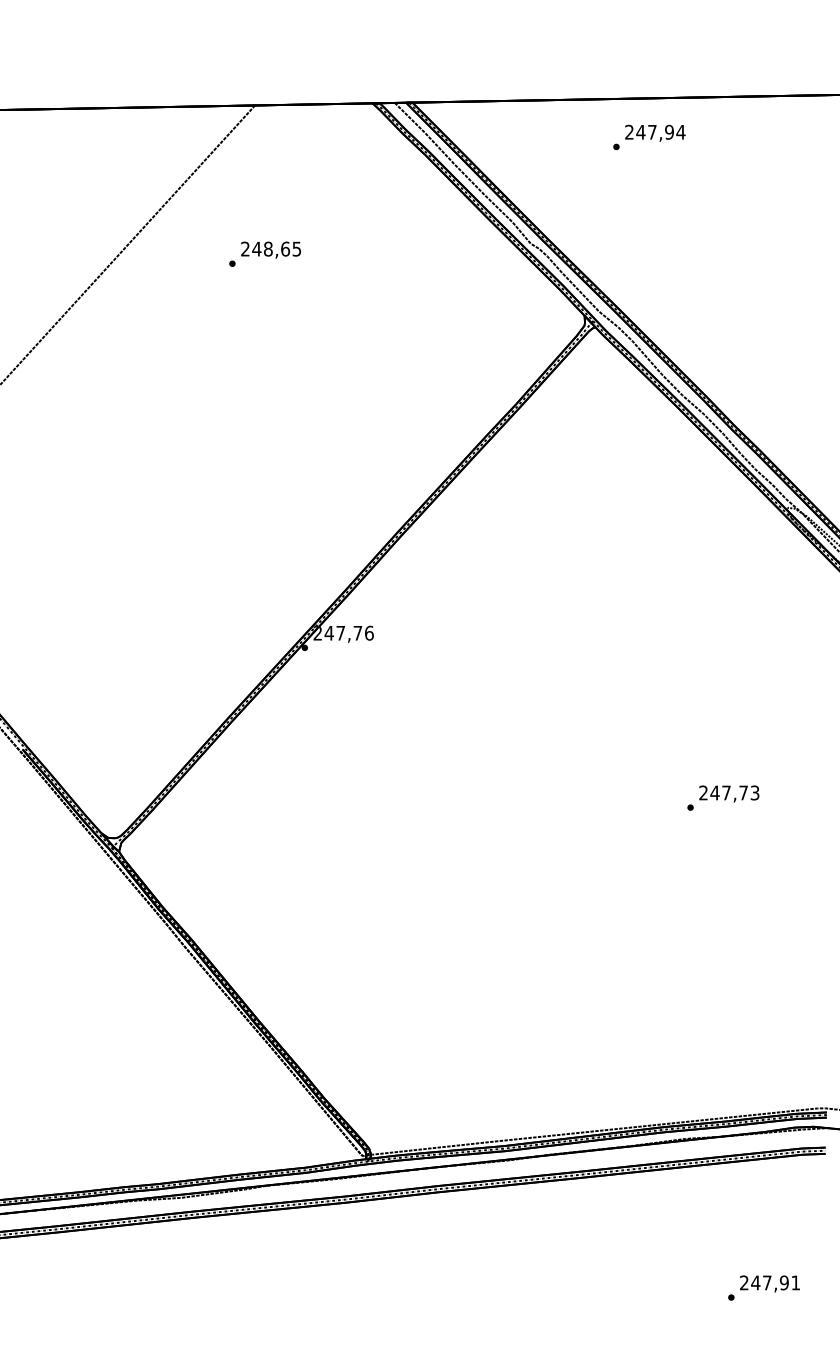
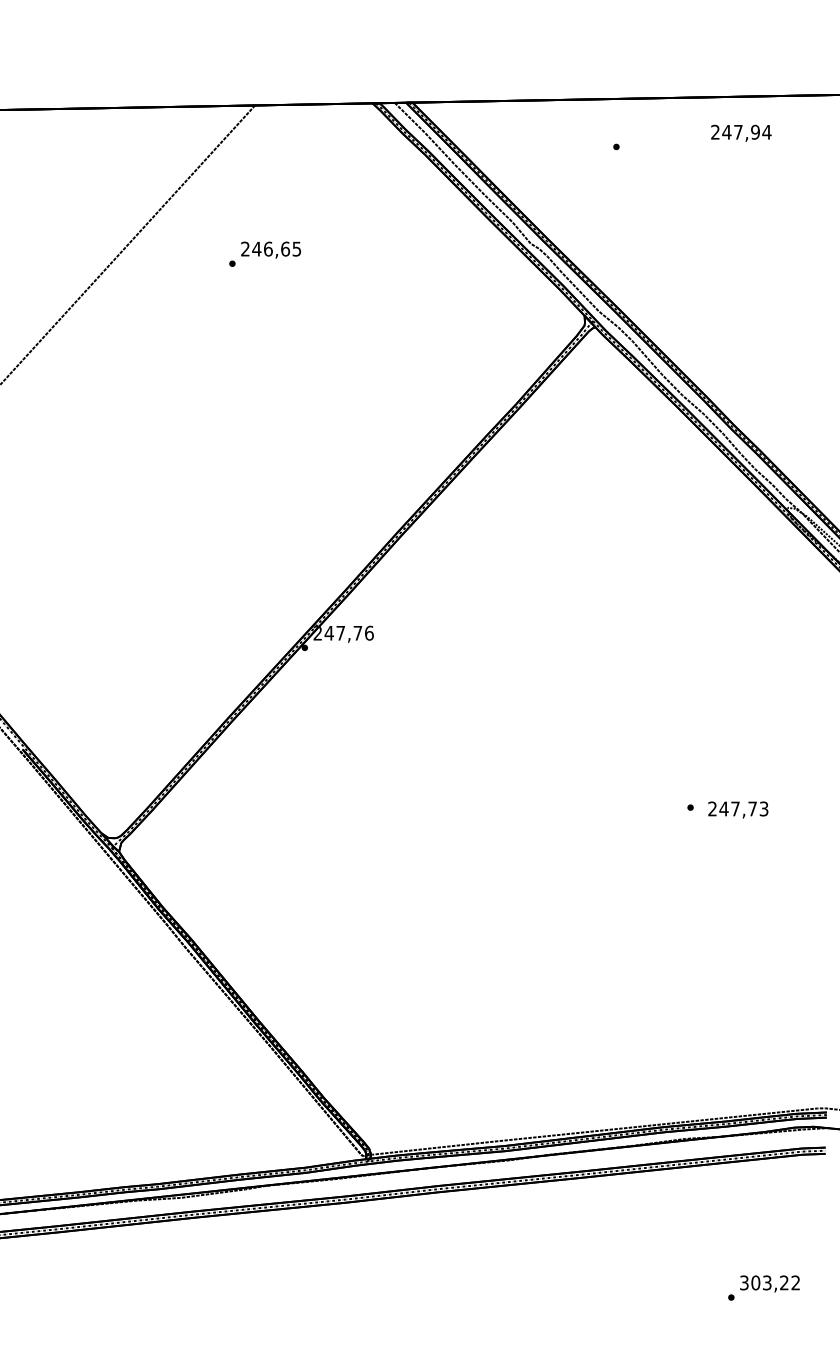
text position: (655, 132) -> (741, 132) (741, 132)
text: 248,65 -> 246,65 (268, 248)
text position: (729, 793) -> (738, 809) (738, 809)
text: 247,91 -> 303,22 (769, 1282)
